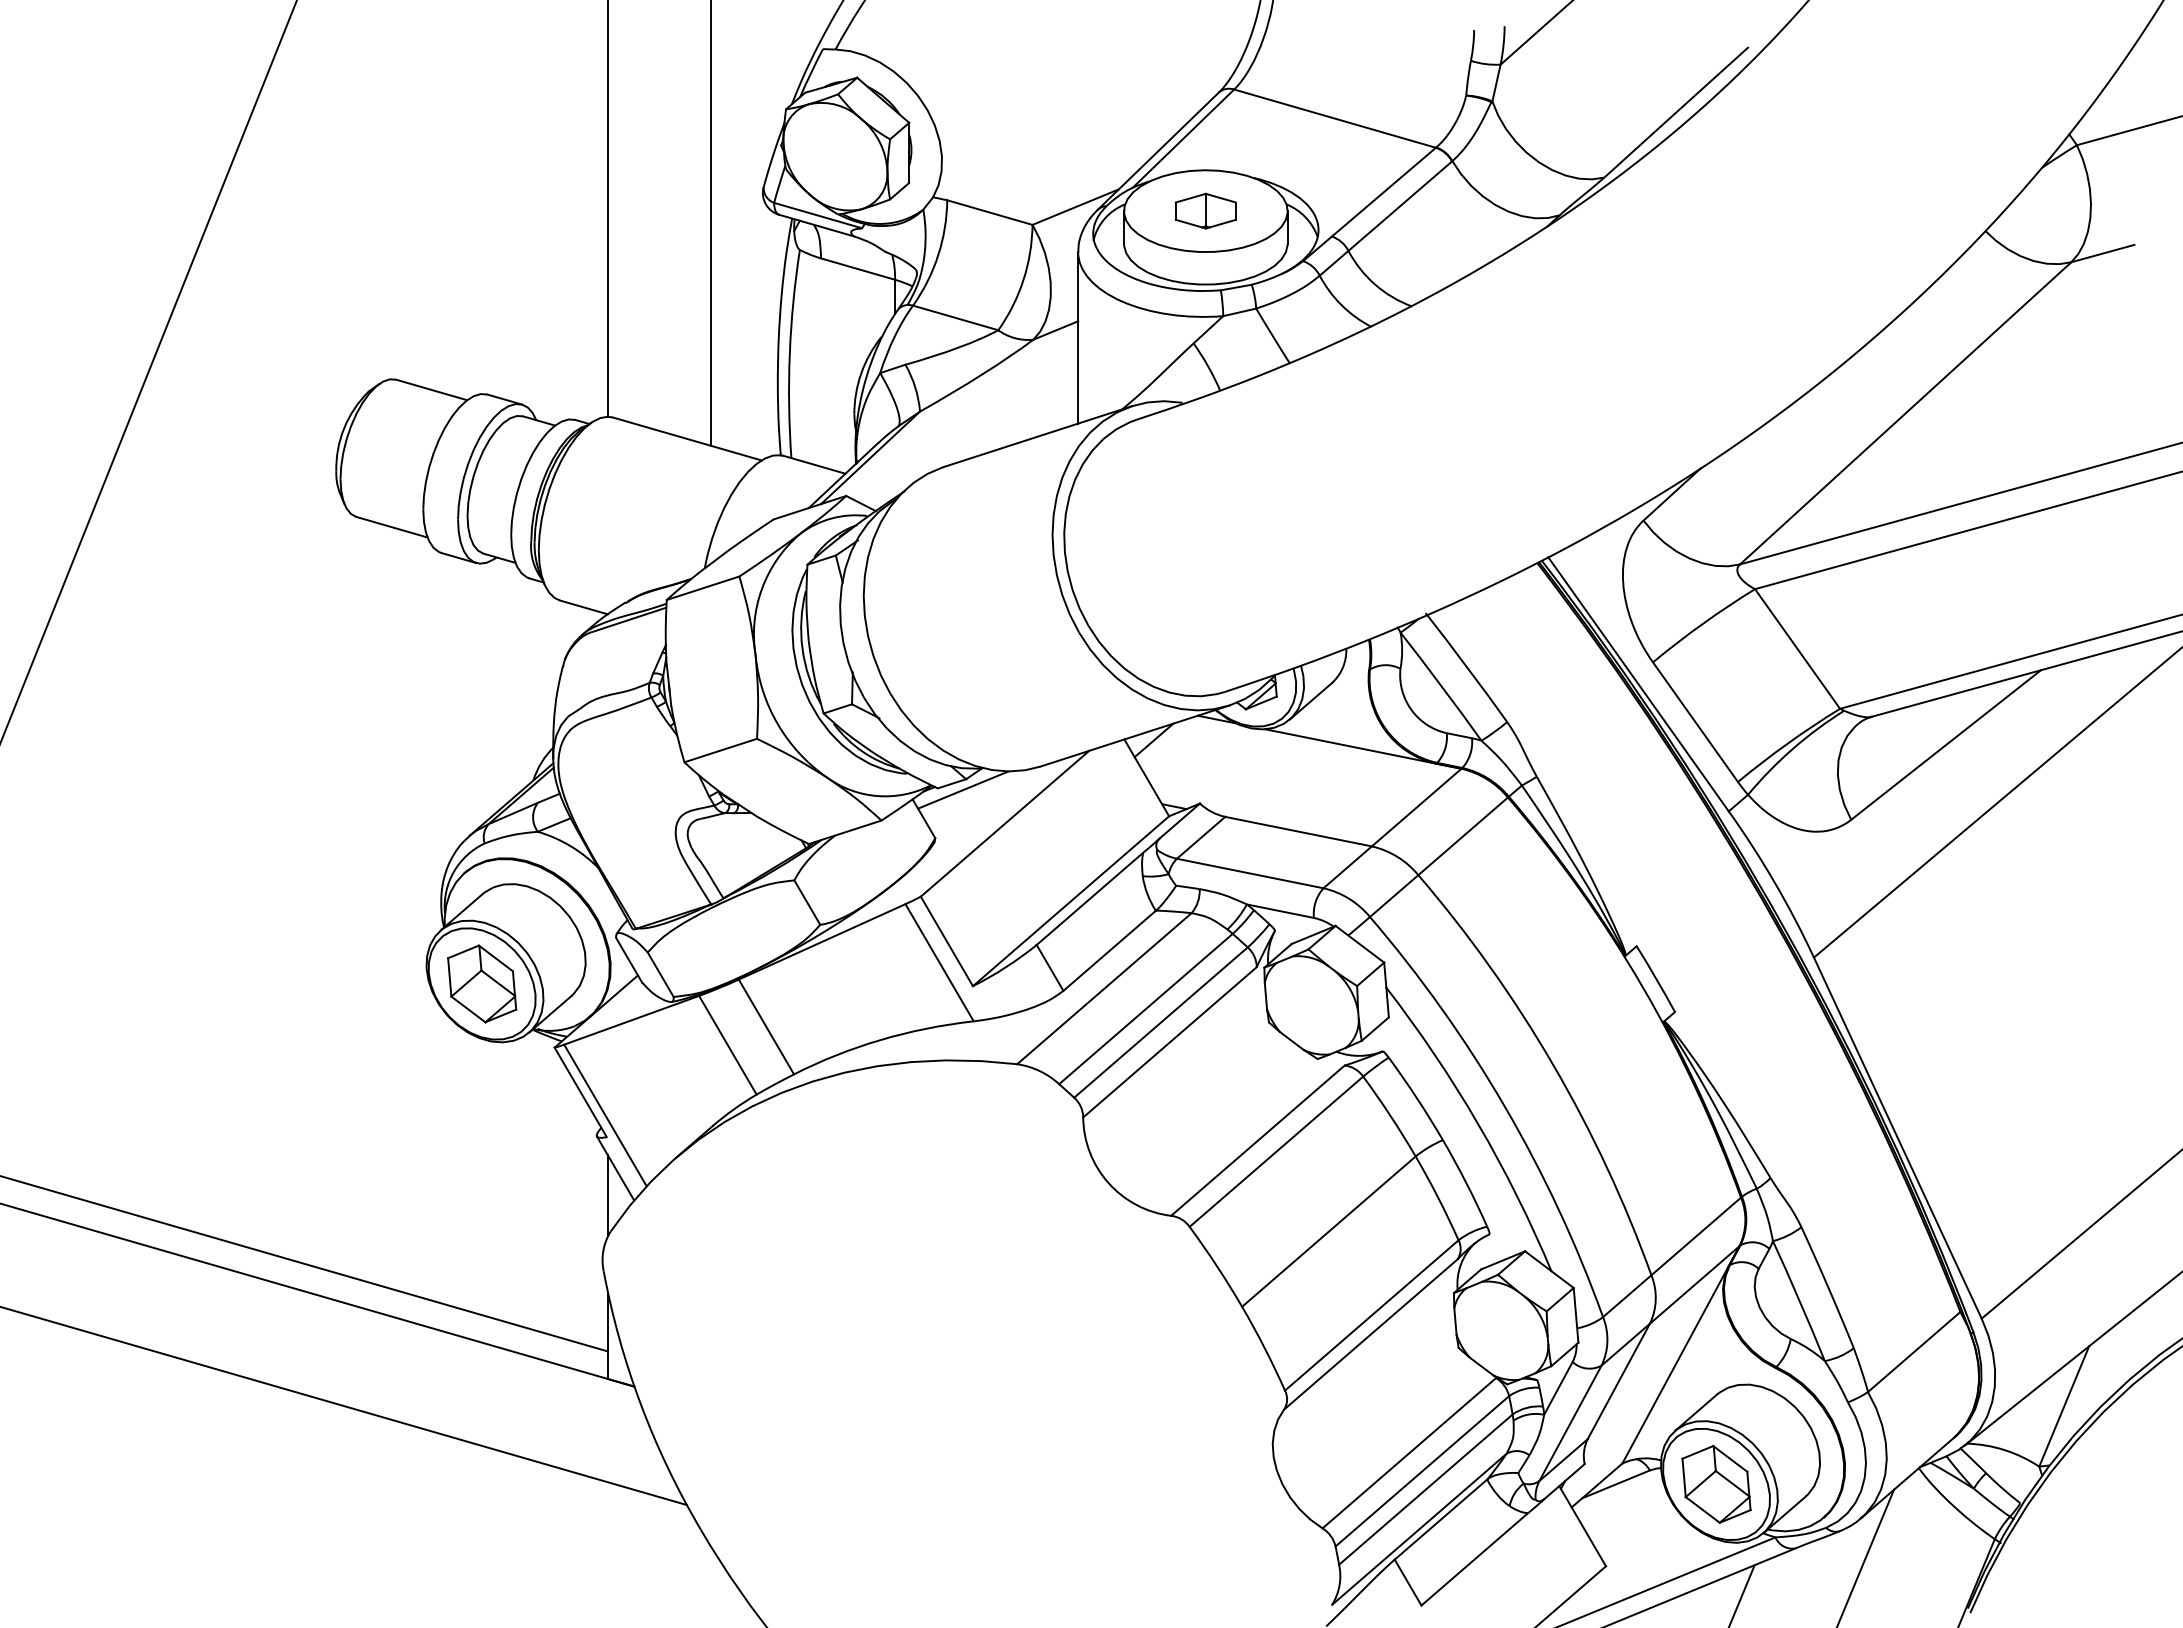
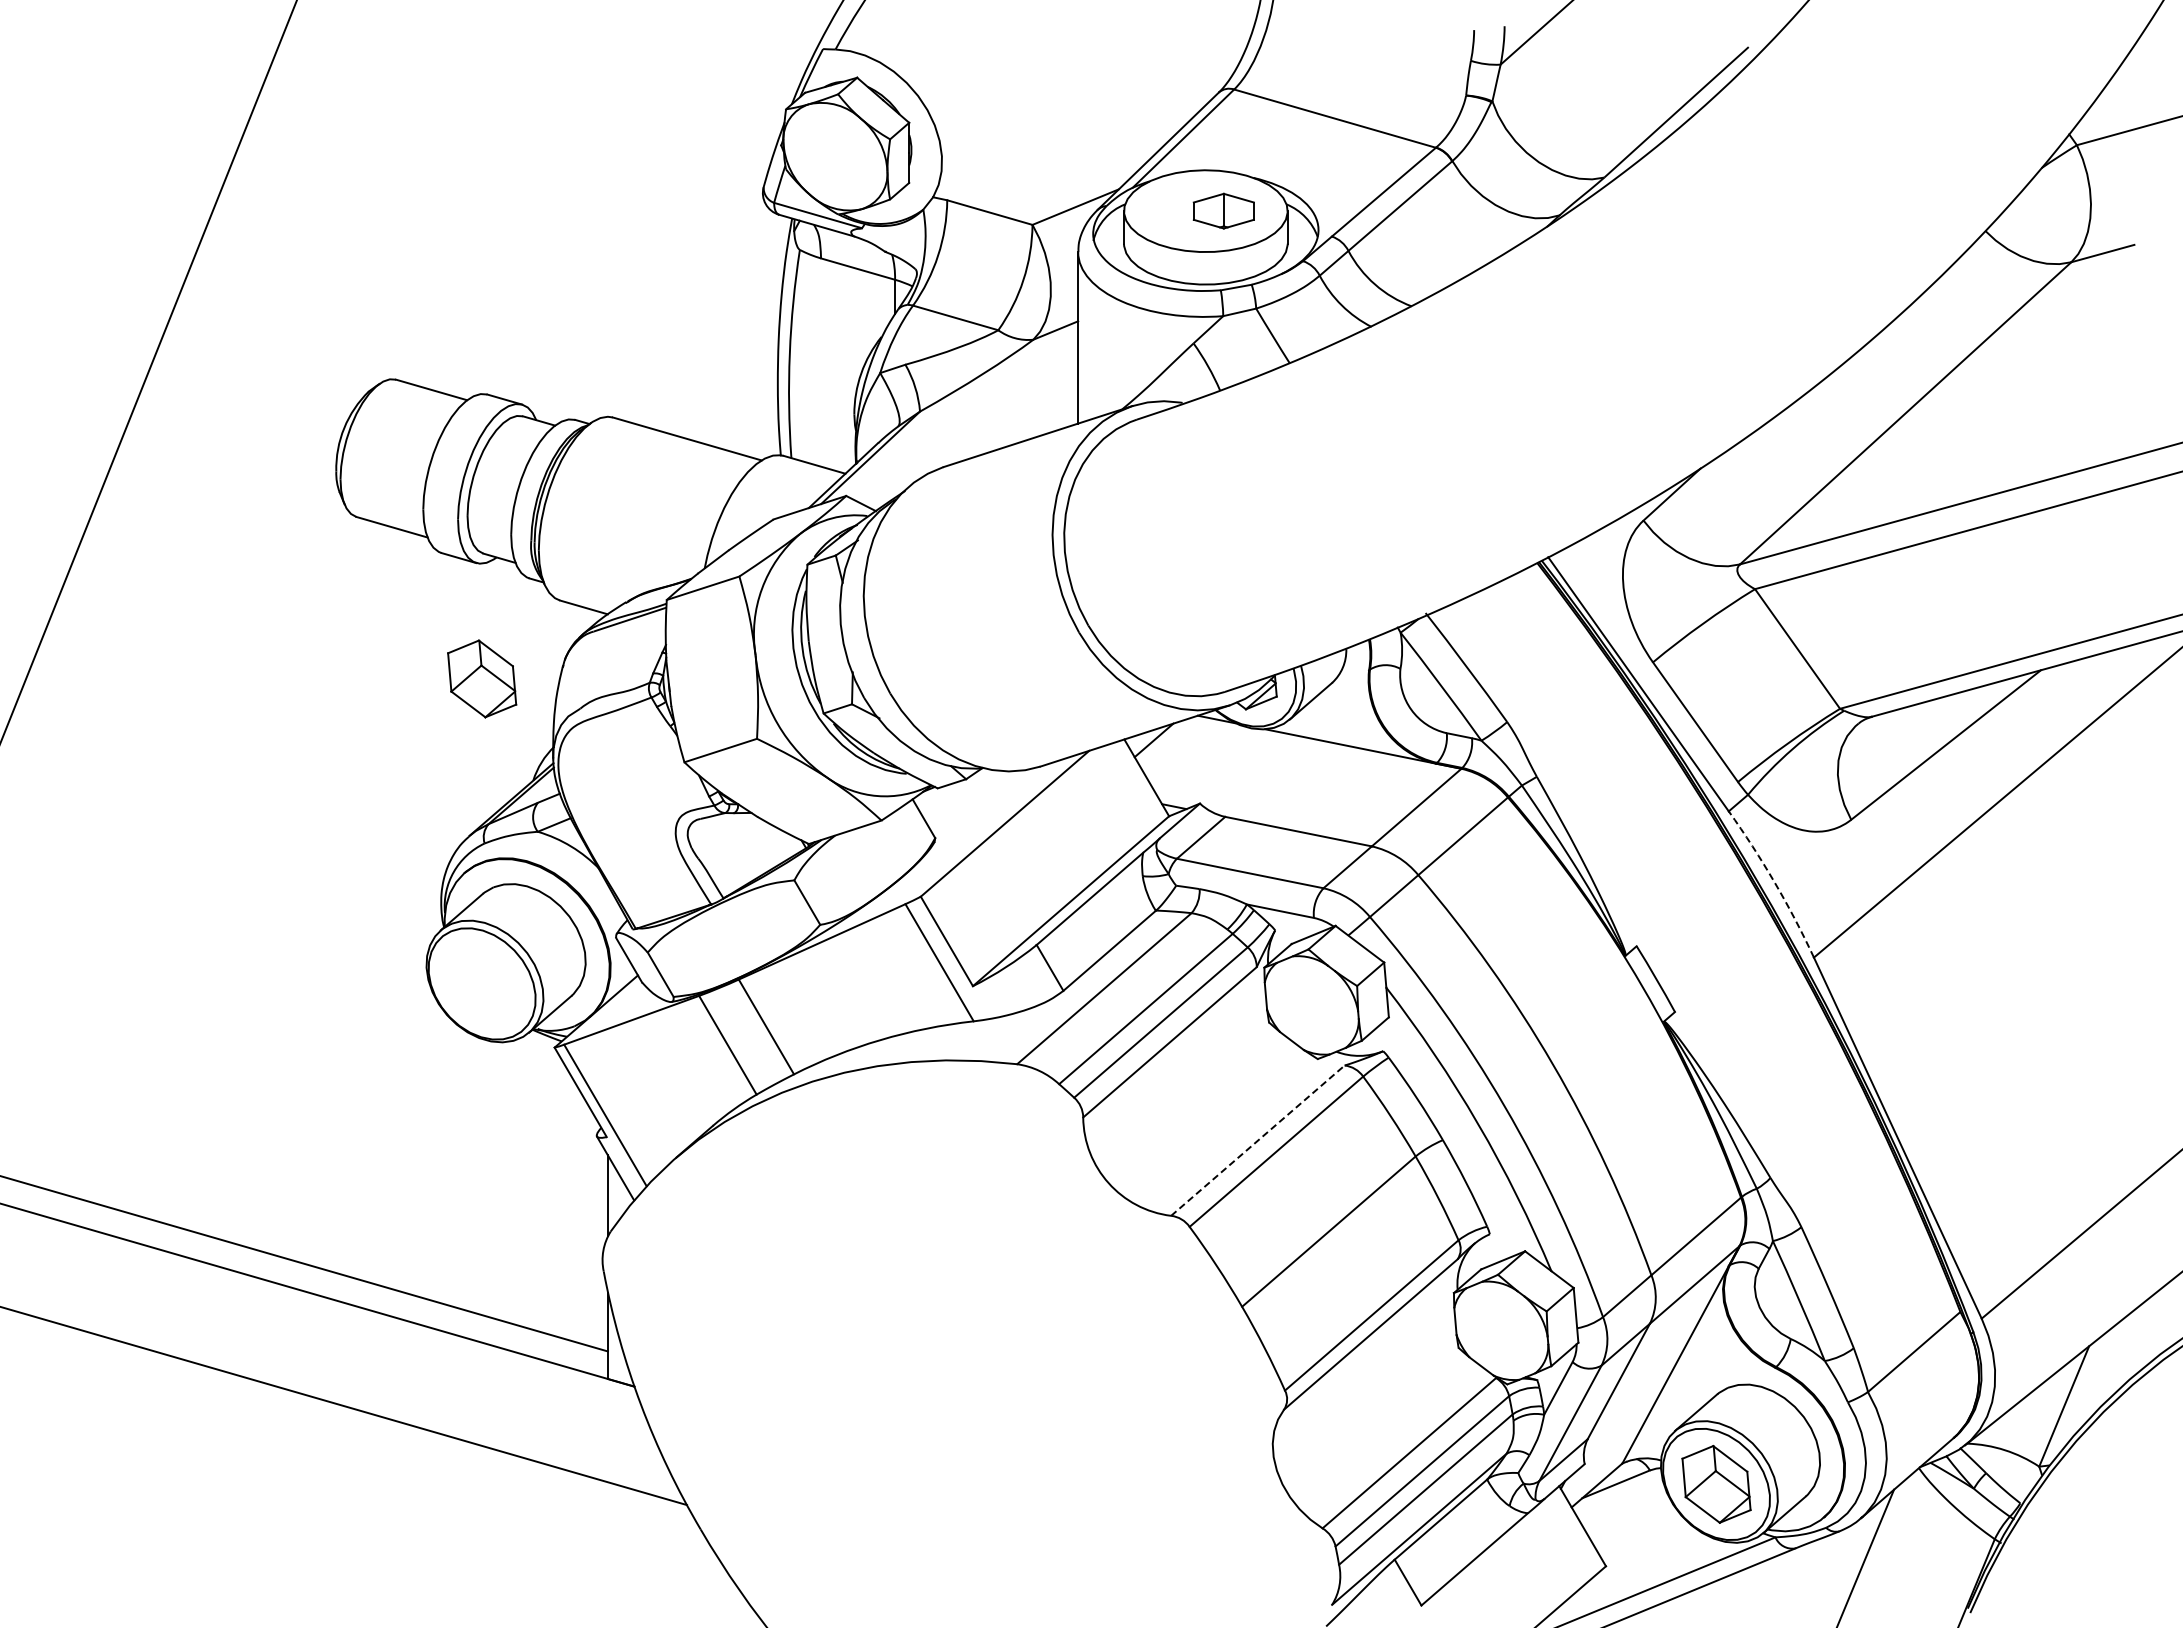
line: present -> none (607, 209)
part position: (1205, 210) -> (1223, 210) (1223, 210)
line: present -> none (711, 223)
line: present -> none (963, 789)
arc: solid -> dashed (1774, 882)
part position: (482, 983) -> (482, 678) (482, 678)
line: solid -> dashed (1257, 1140)
line: present -> none (1742, 1594)
